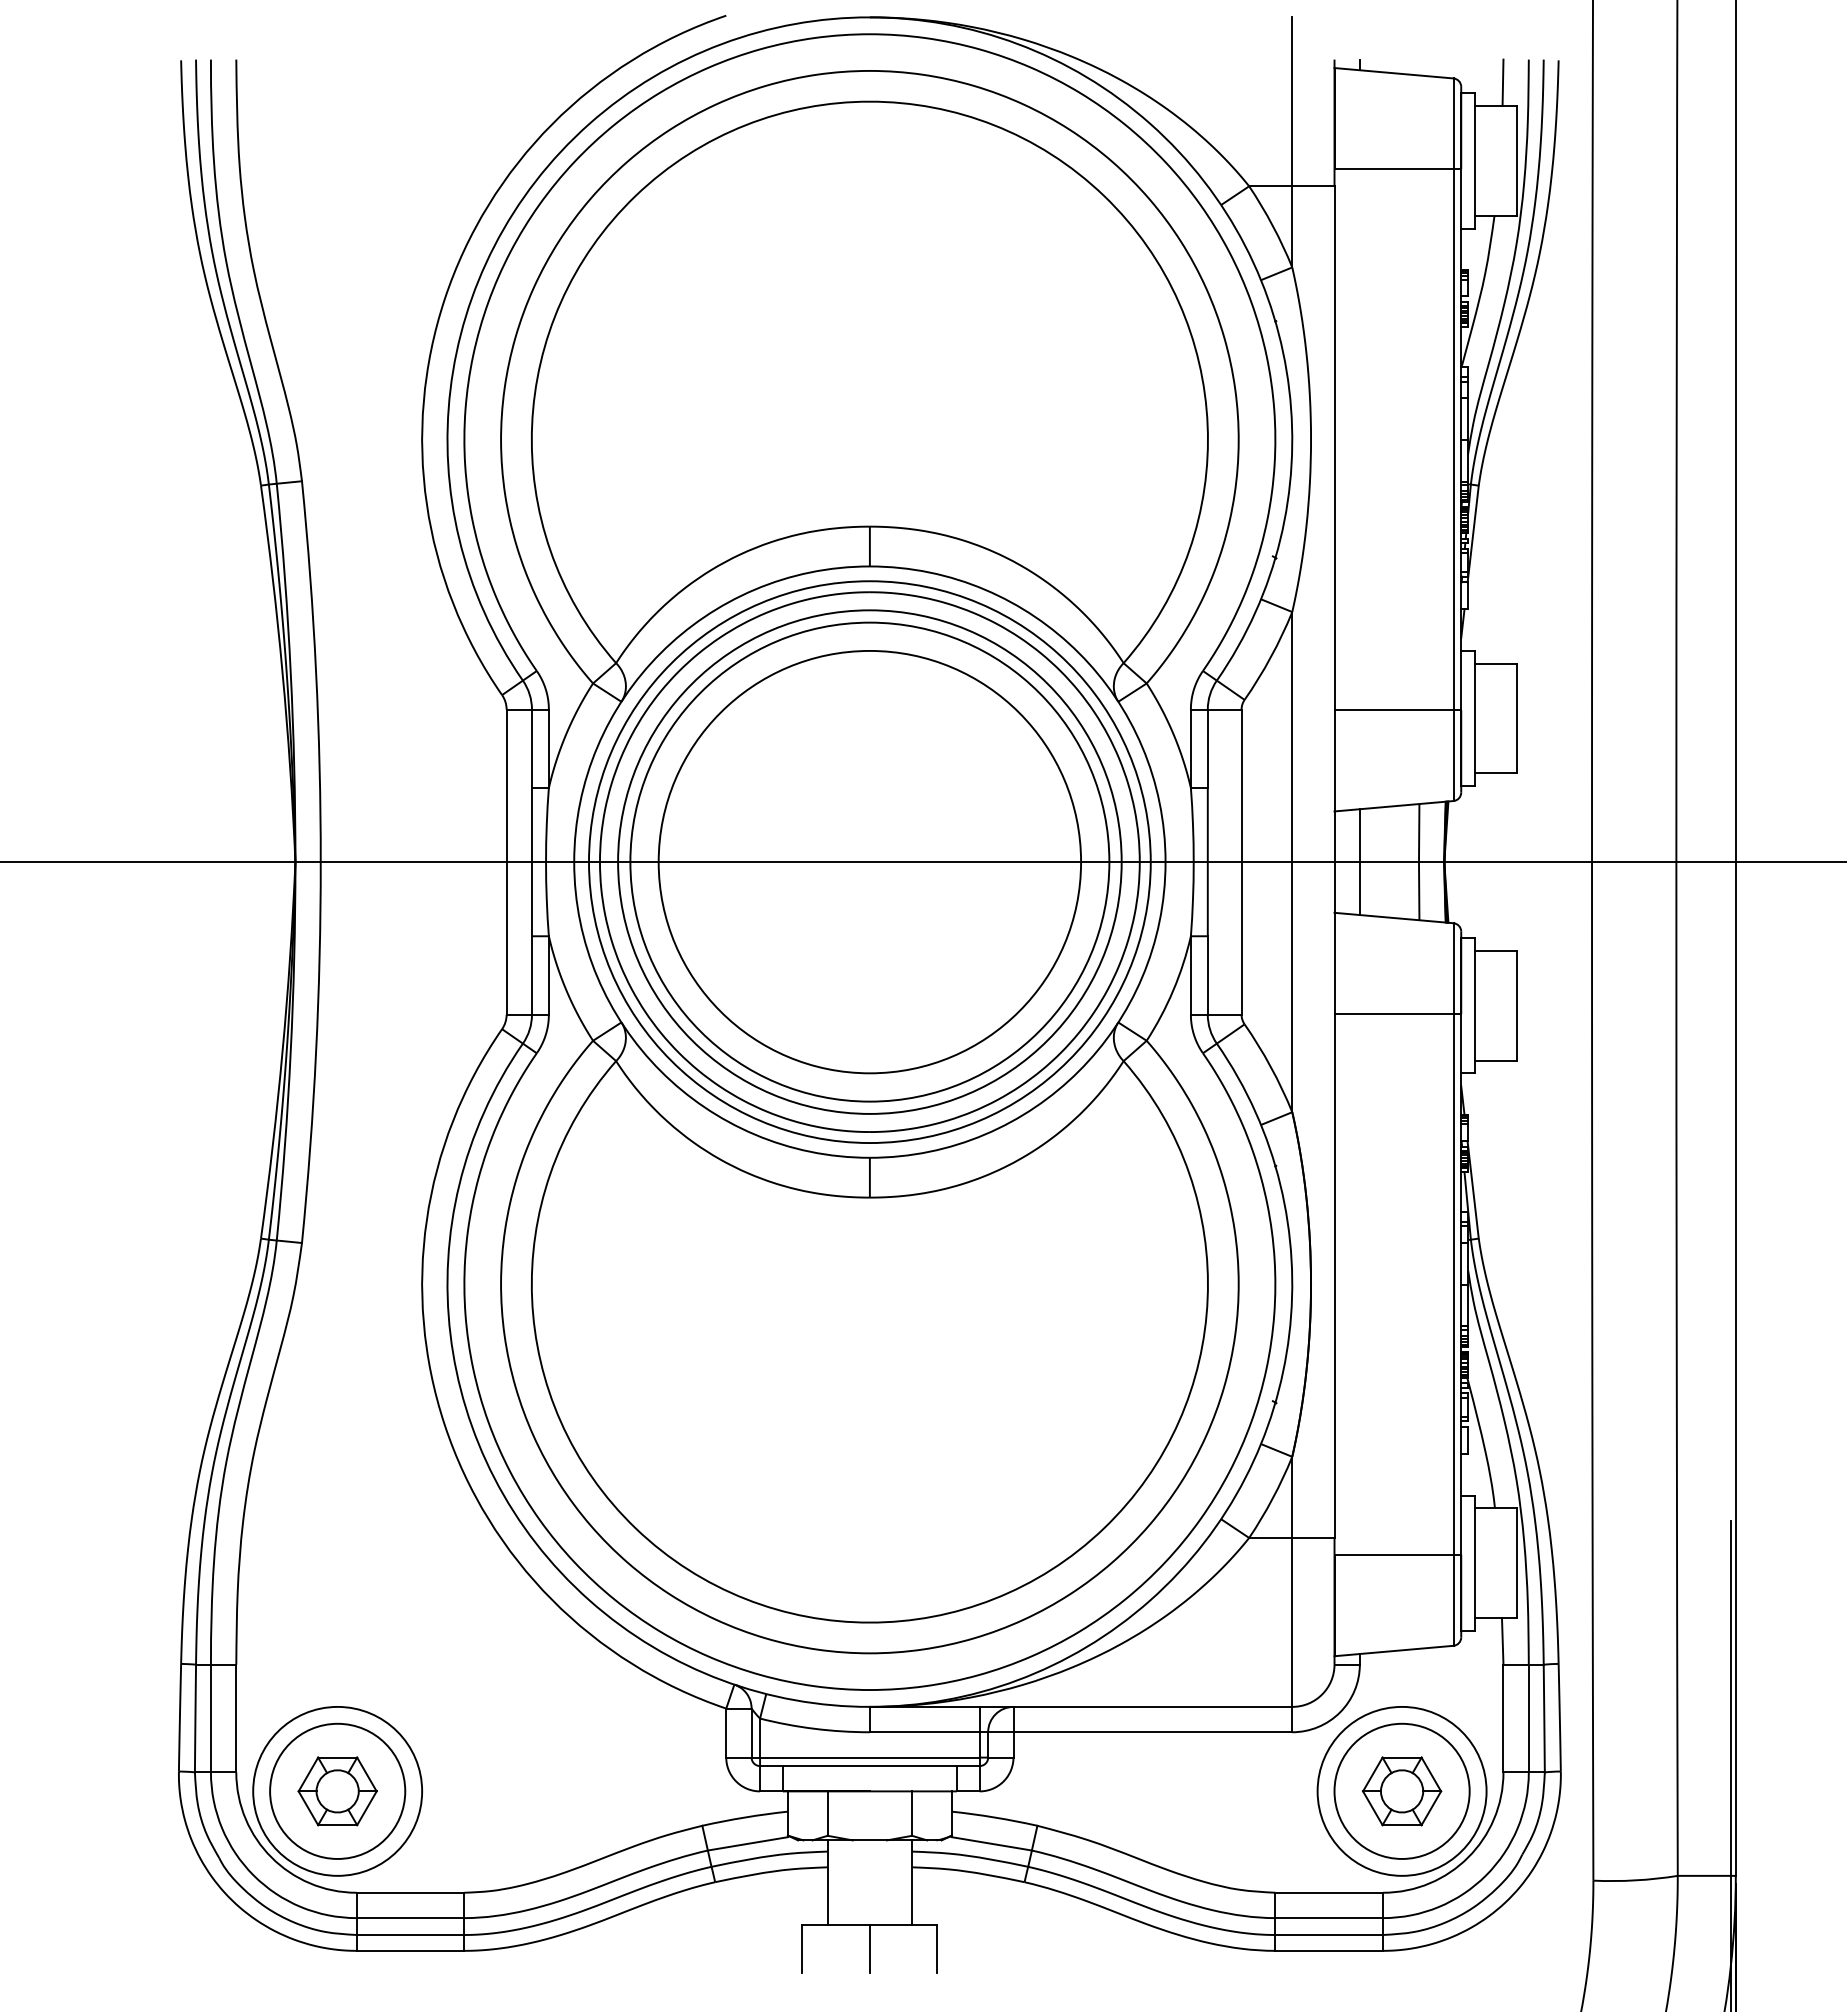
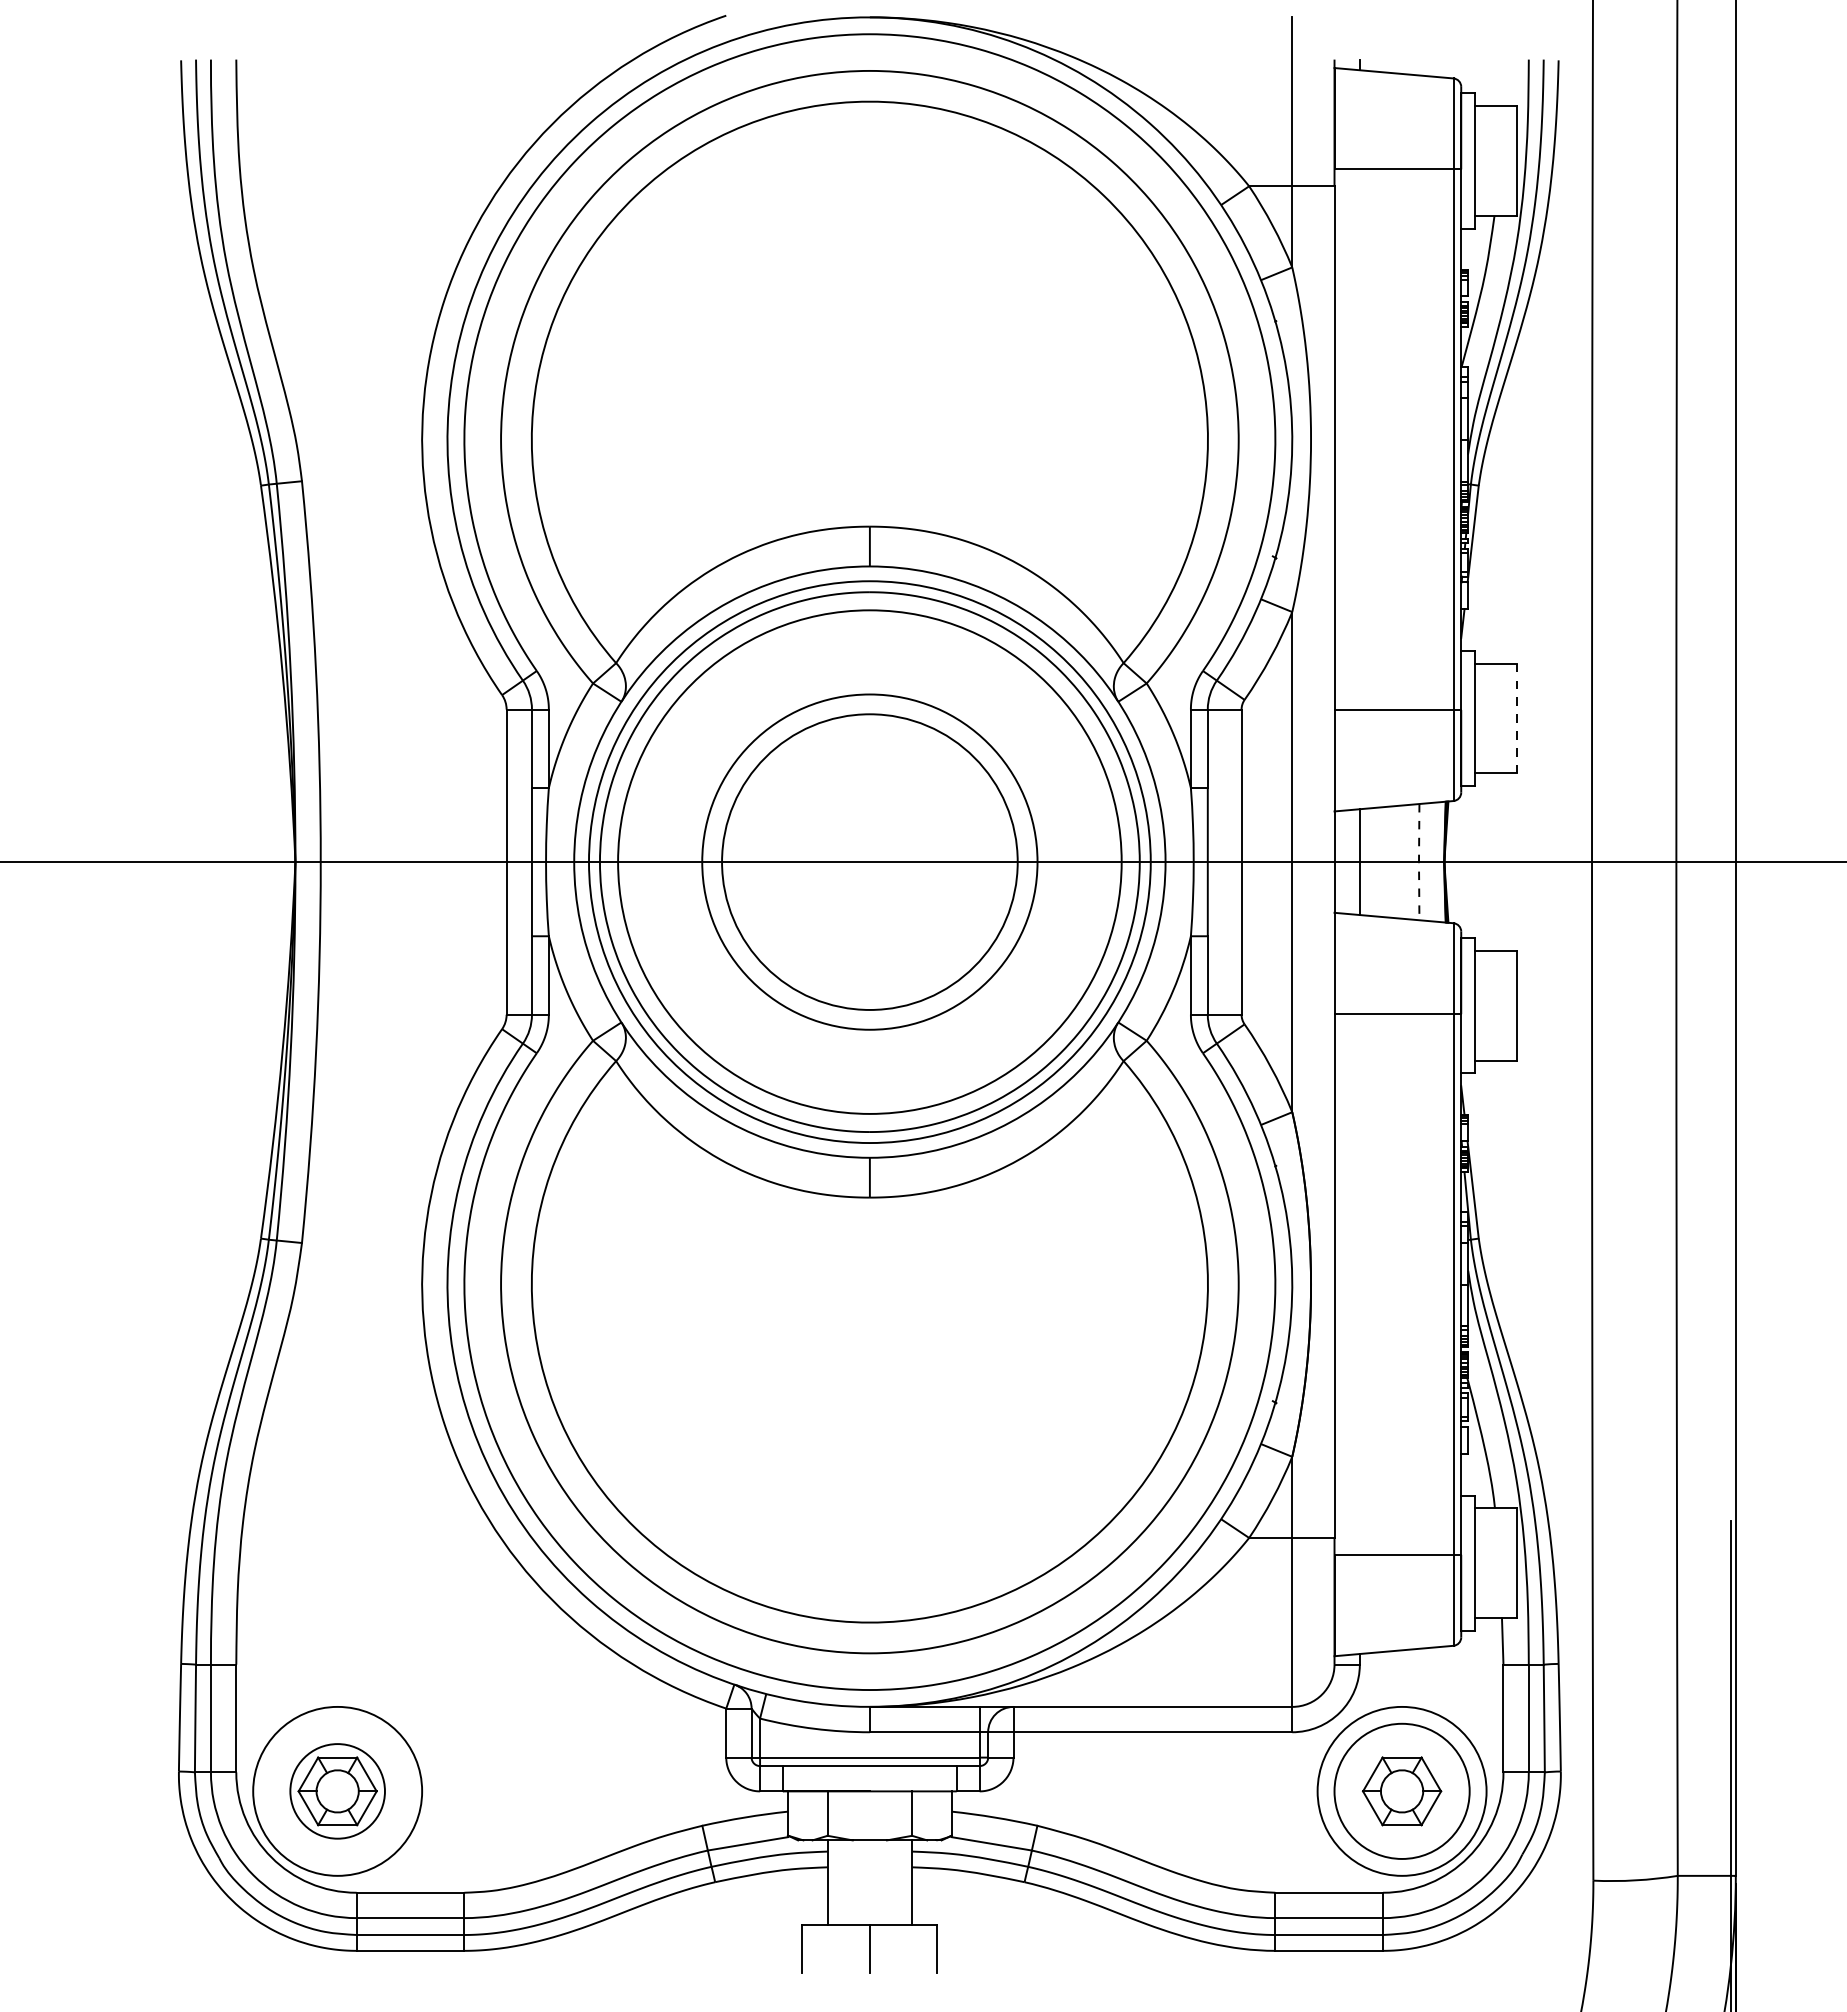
line: present -> none (1502, 82)
line: solid -> dashed (1516, 718)
circle diameter: 422 px -> 296 px (869, 861)
circle diameter: 479 px -> 335 px (869, 861)
line: solid -> dashed (1418, 862)
circle diameter: 135 px -> 95 px (337, 1791)
